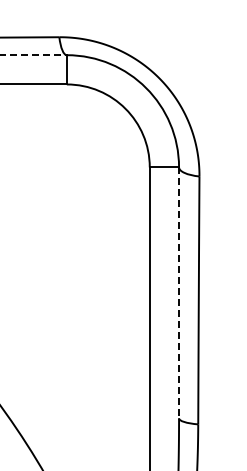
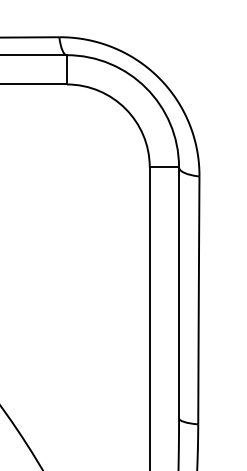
line: dashed -> solid (33, 55)
line: dashed -> solid (179, 292)
